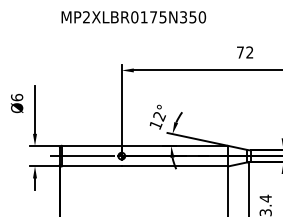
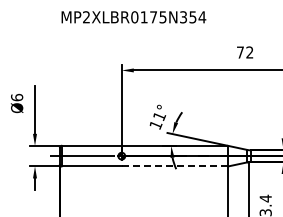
text: MP2XLBR0175N350 -> MP2XLBR0175N354 (202, 17)
text: 12° -> 11° (159, 116)
line: solid -> dashed (175, 166)
